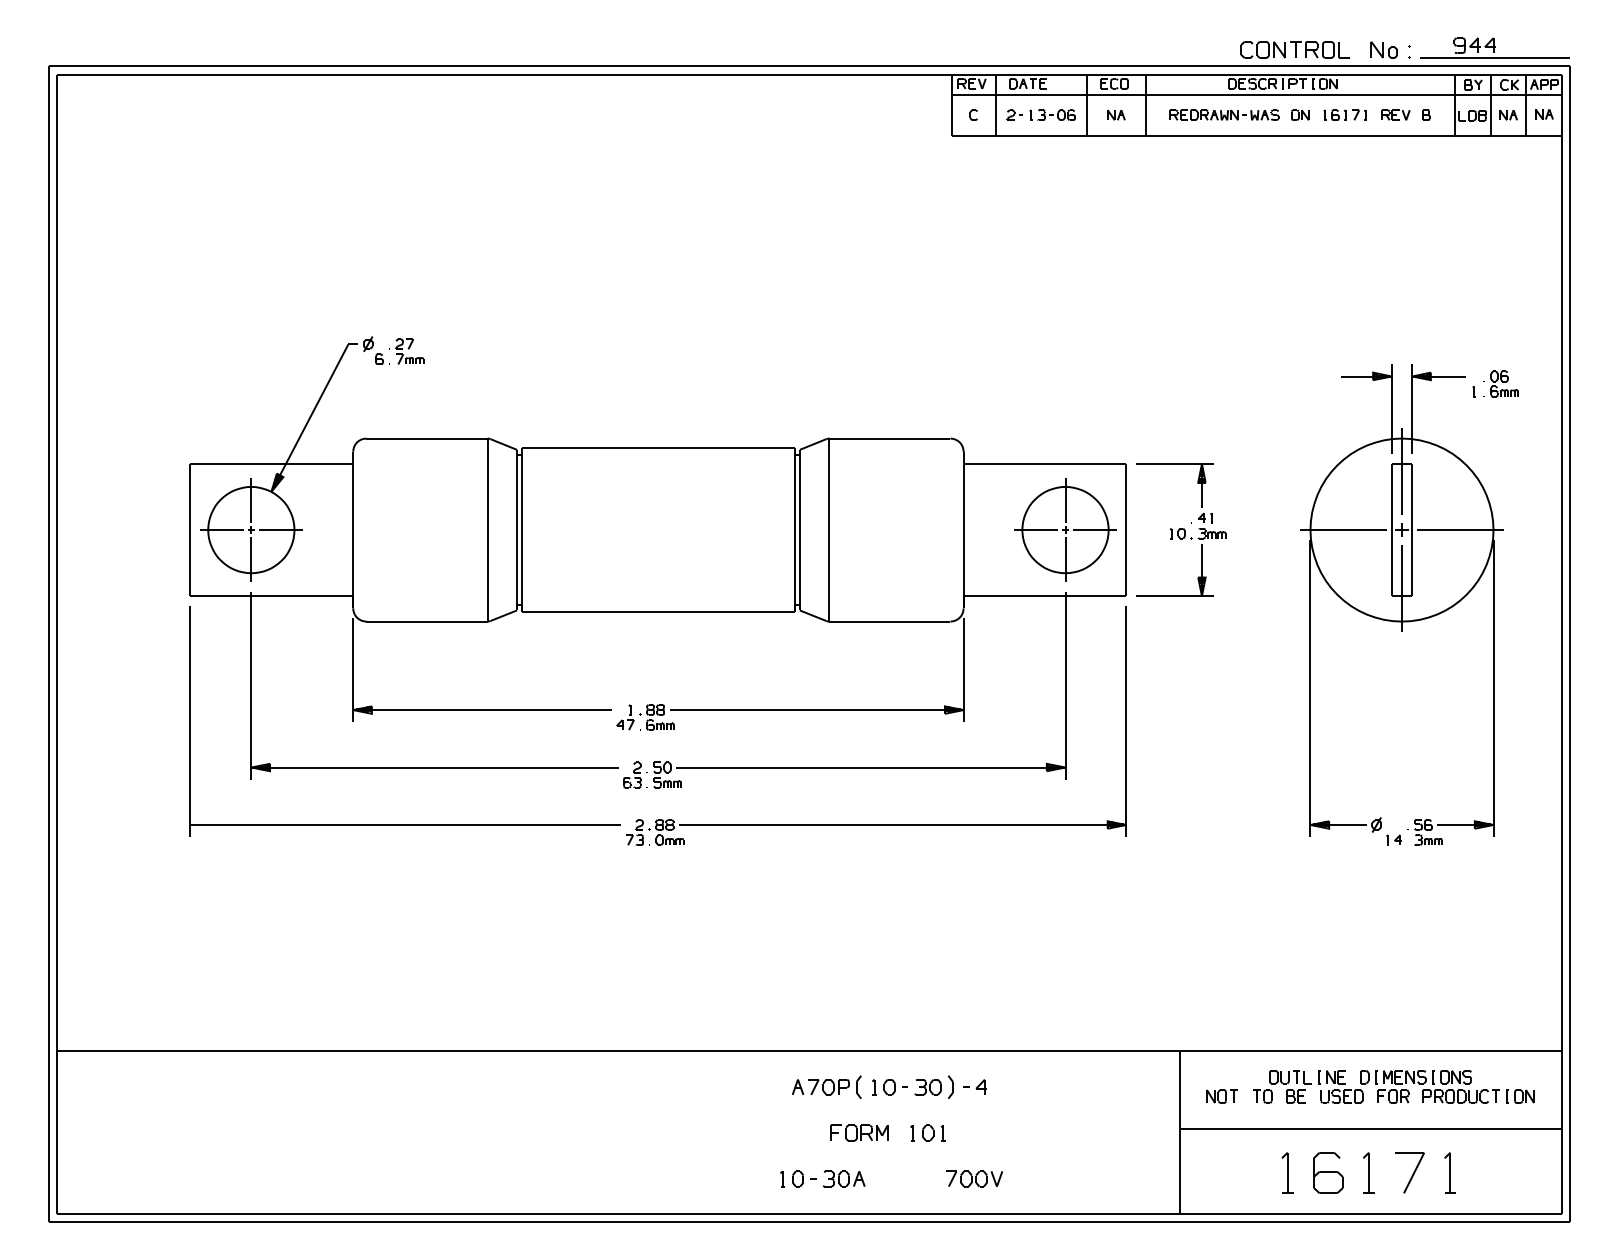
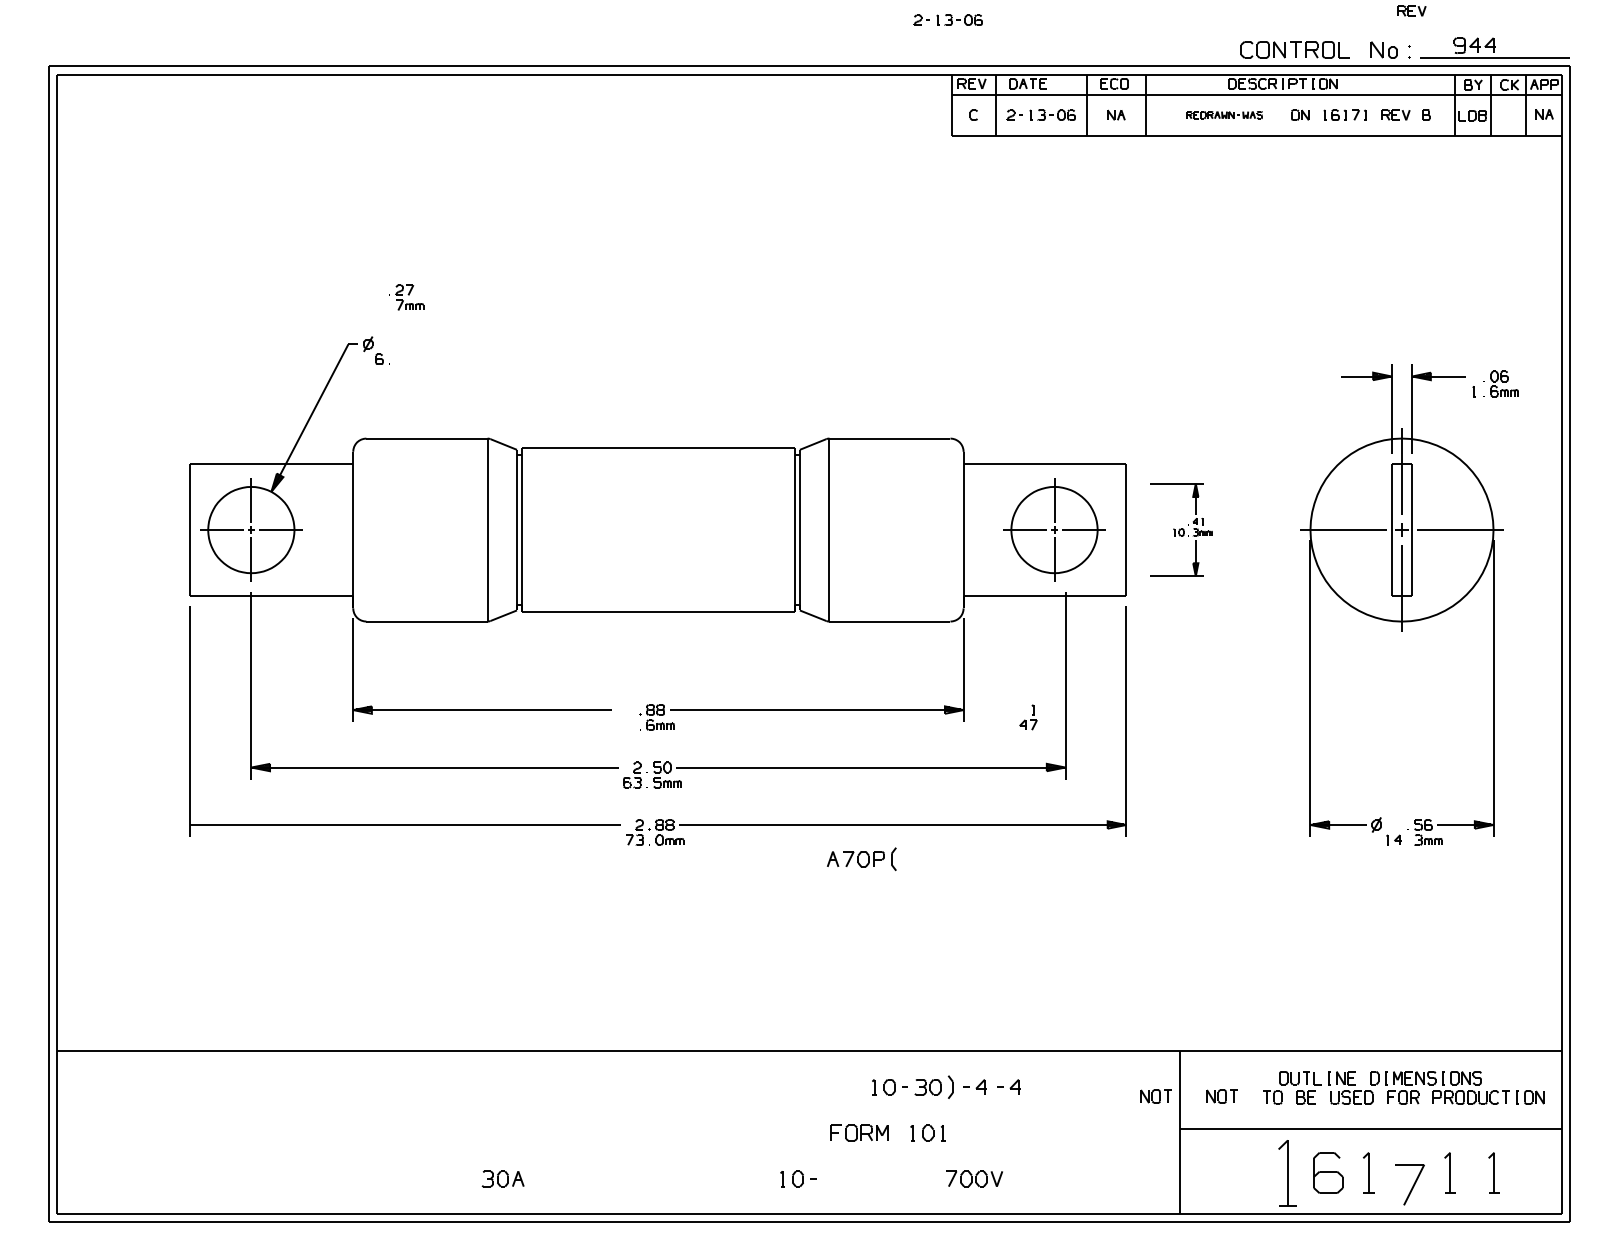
part: none -> present (1411, 10)
part: none -> present (947, 19)
part size: 111x12 px -> 77x9 px (1224, 115)
part: present -> none (1508, 114)
part position: (406, 351) -> (406, 297) (406, 297)
part position: (1065, 529) -> (1054, 529) (1054, 529)
part size: 91x134 px -> 63x94 px (1181, 529)
part position: (625, 717) -> (1028, 717) (1028, 717)
part position: (826, 1086) -> (861, 858) (861, 858)
part: none -> present (1008, 1086)
part position: (1393, 1086) -> (1403, 1087) (1403, 1087)
part: none -> present (1155, 1096)
part size: 13x42 px -> 19x67 px (1287, 1173)
part position: (1409, 1172) -> (1409, 1184) (1409, 1184)
part: none -> present (1493, 1172)
part position: (843, 1178) -> (502, 1178) (502, 1178)
